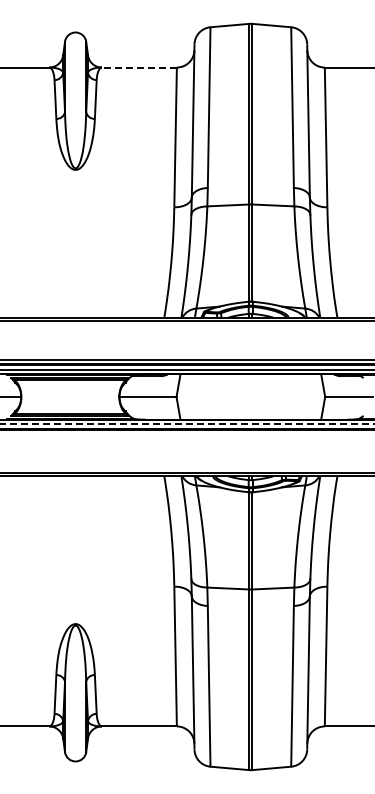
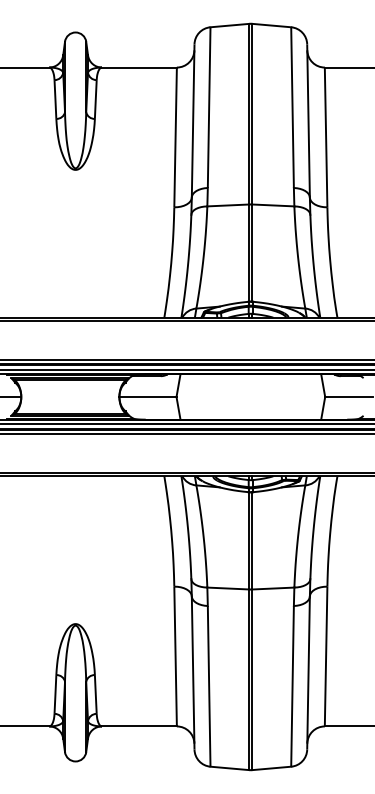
line: dashed -> solid (138, 67)
line: dashed -> solid (187, 424)
line: none -> present (186, 434)
